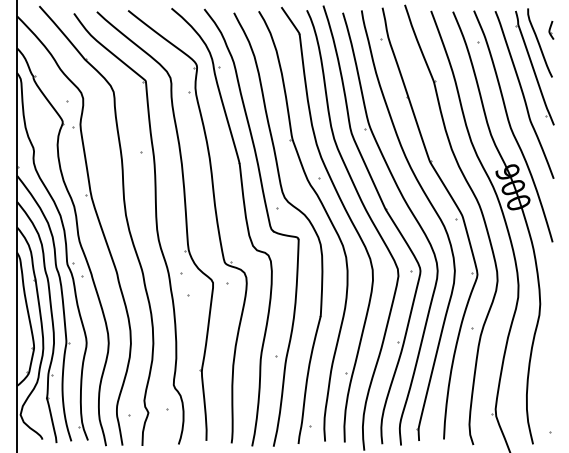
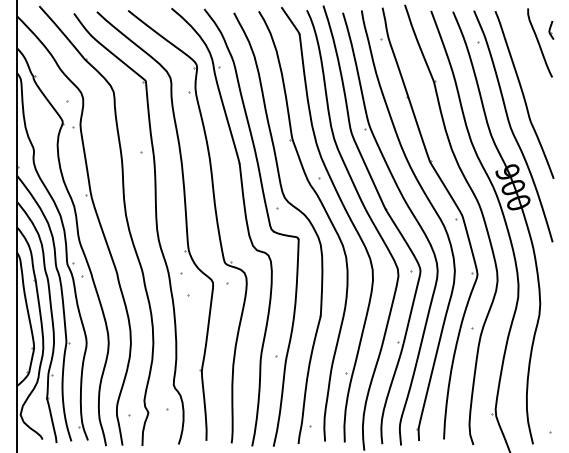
part: present -> none (534, 67)
